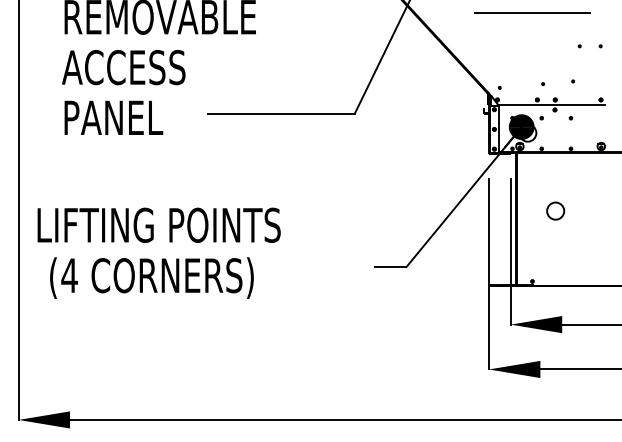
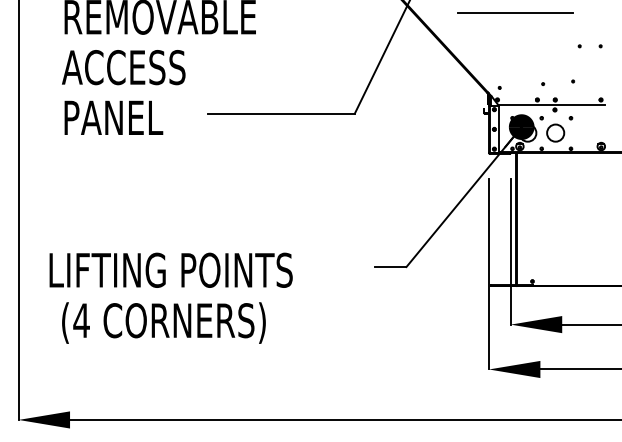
line position: (532, 12) -> (515, 12) (515, 12)
circle position: (555, 210) -> (555, 132) (555, 132)
text position: (158, 252) -> (170, 297) (170, 297)
